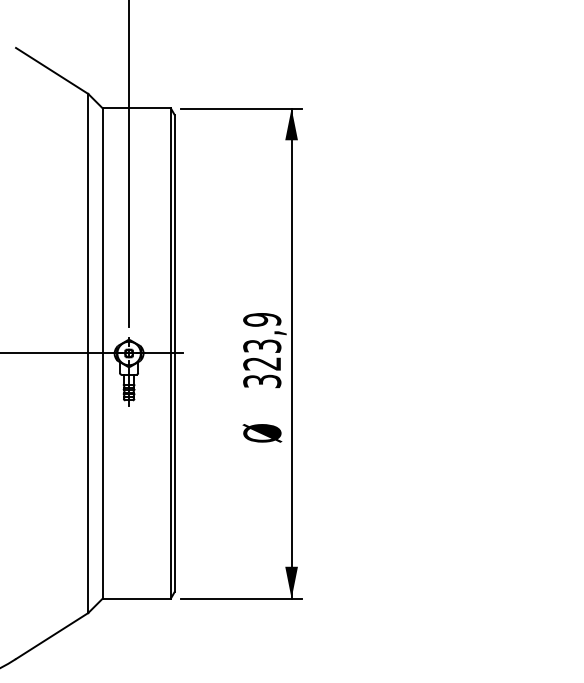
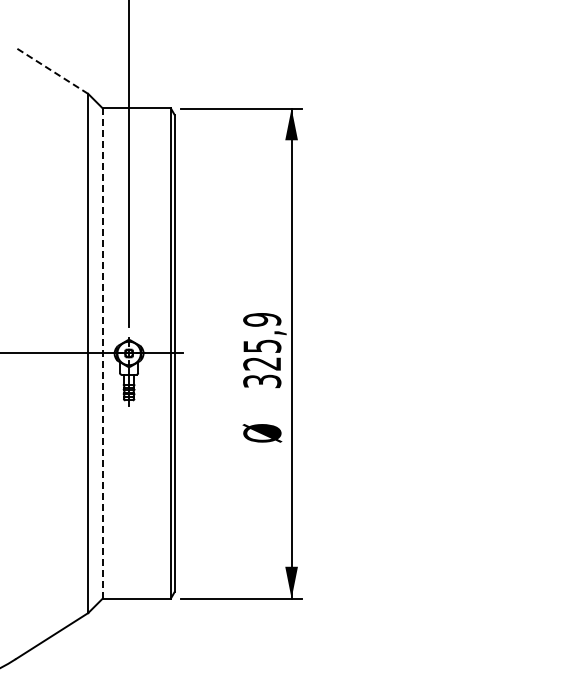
line: solid -> dashed (52, 70)
text: 323,9 -> 325,9 (261, 345)
line: solid -> dashed (102, 353)
